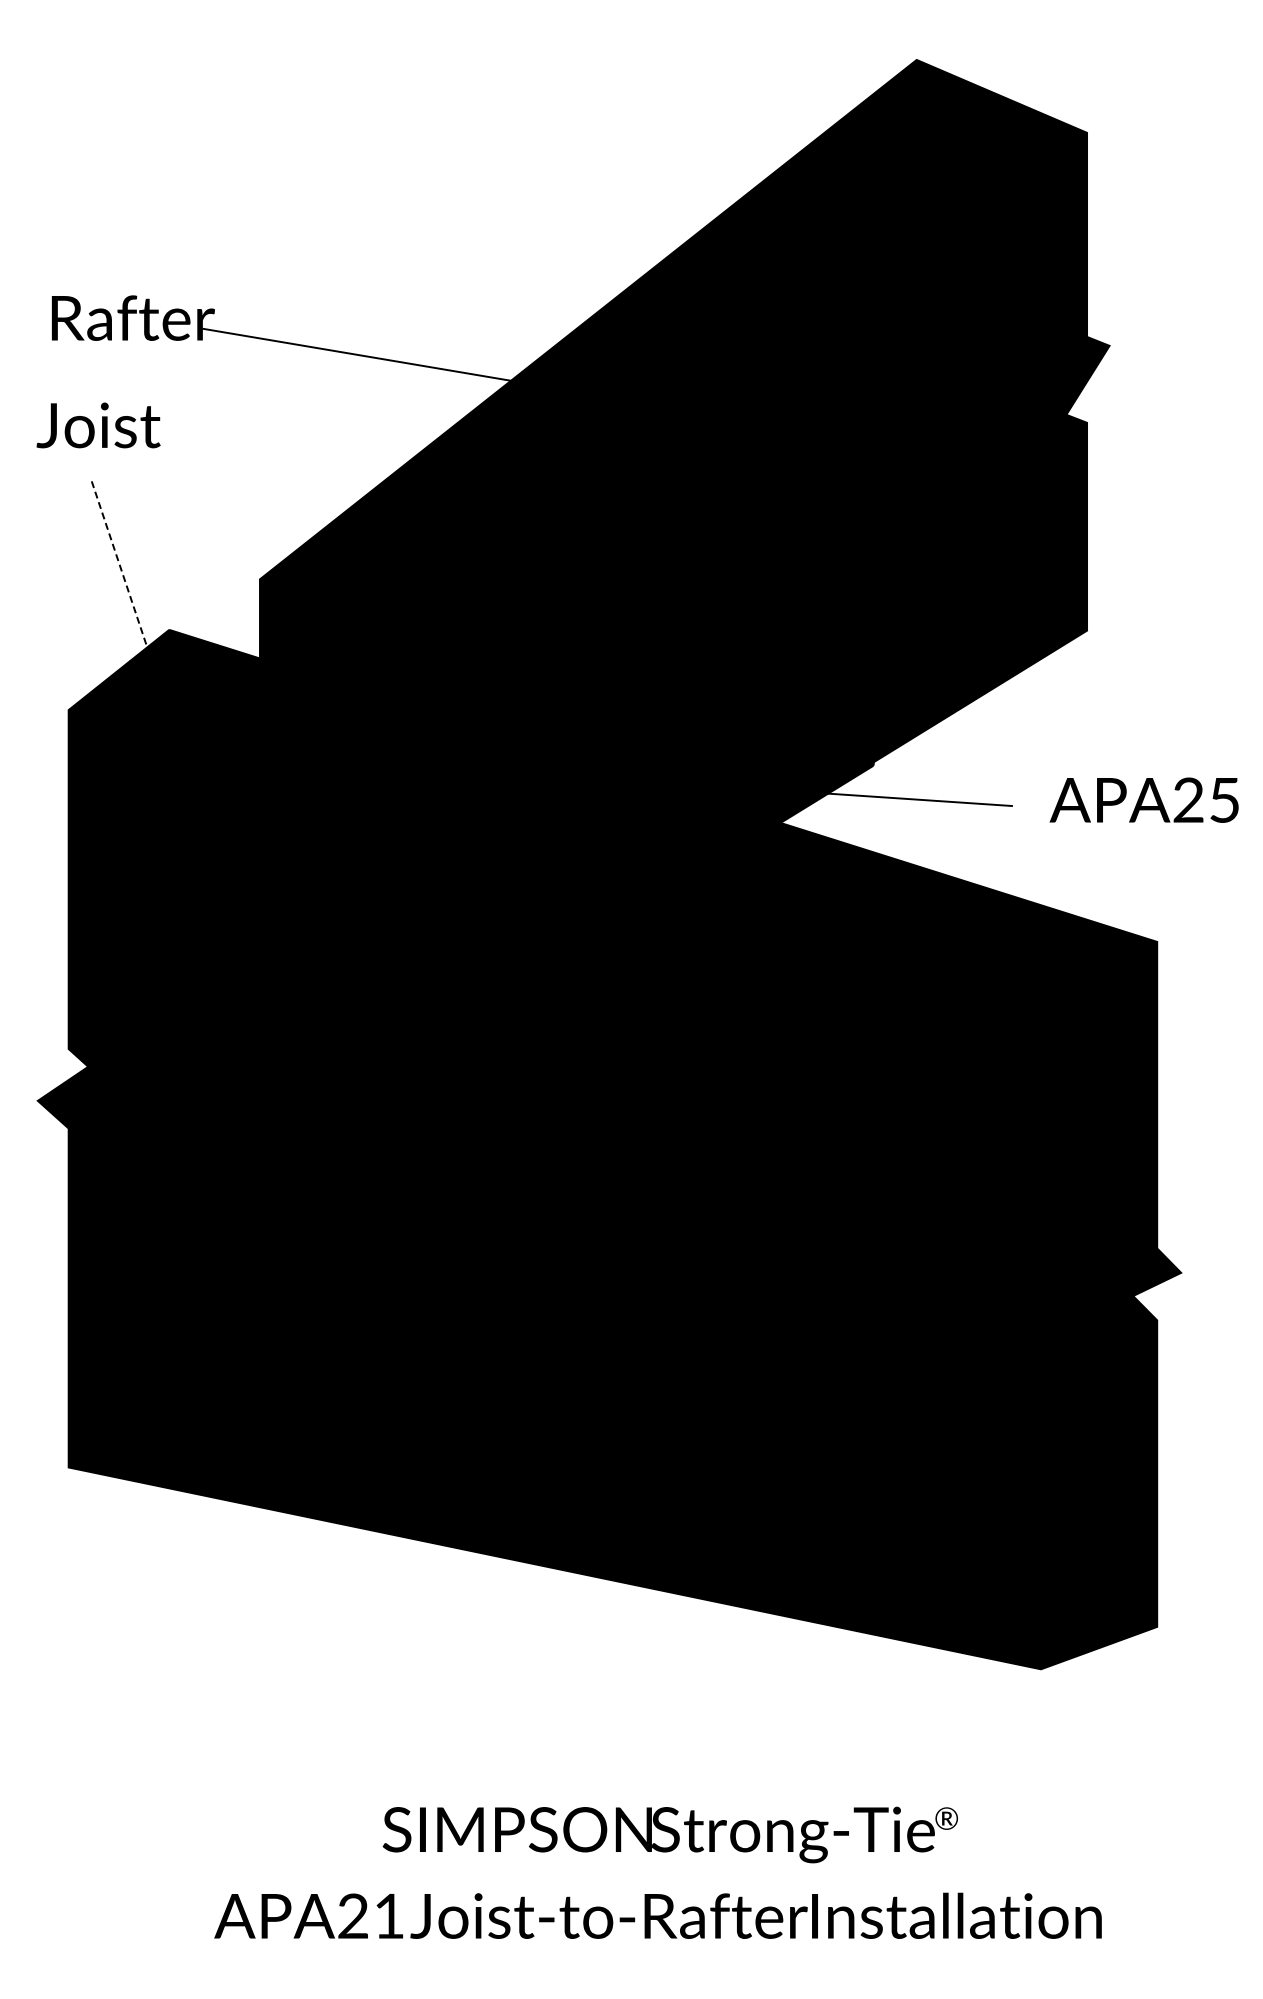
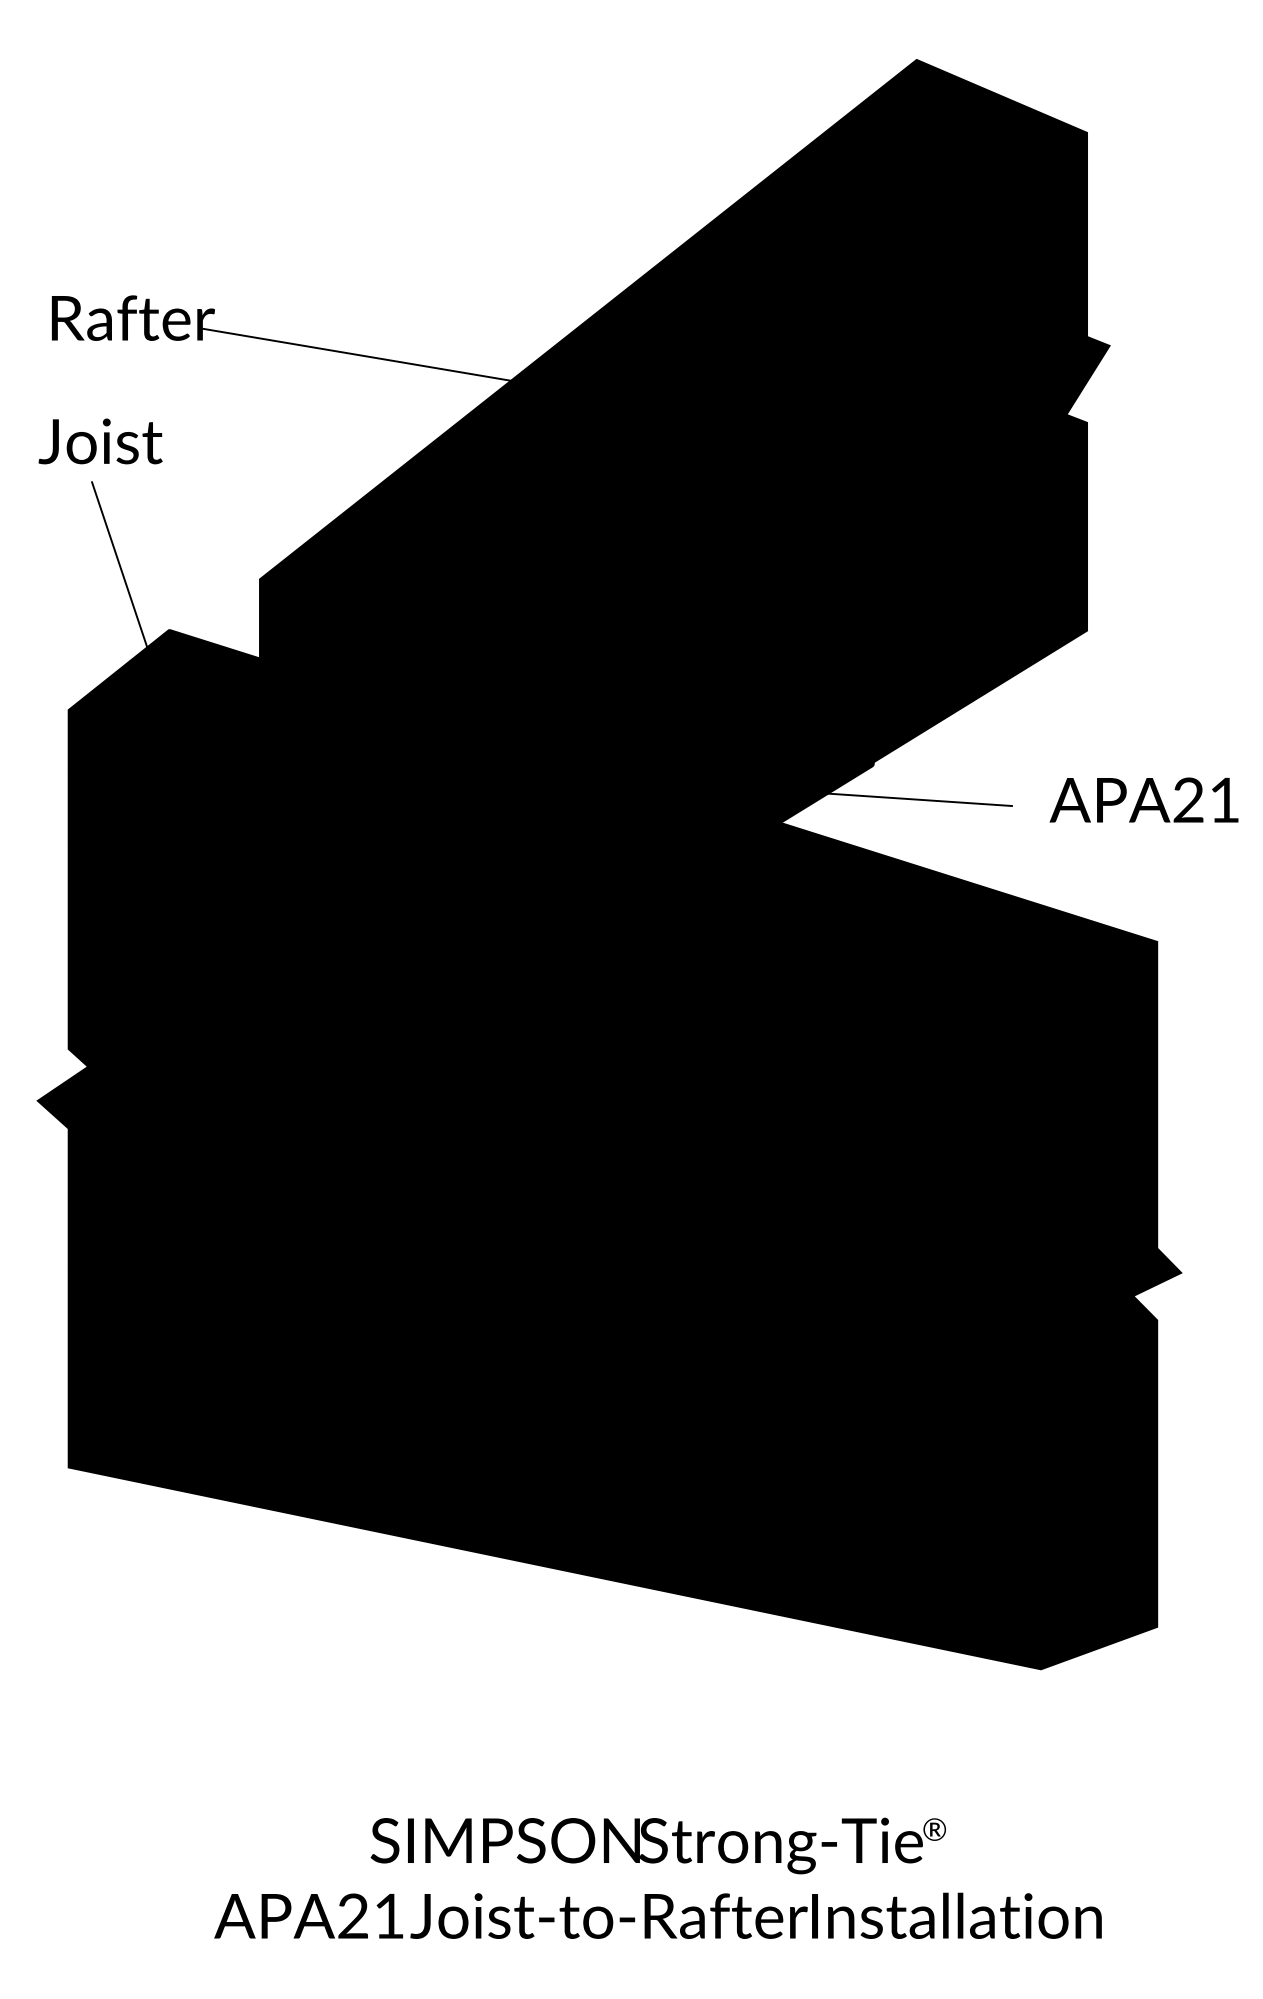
text position: (98, 425) -> (100, 441) (100, 441)
line: dashed -> solid (119, 564)
text: APA25 -> APA21 (1224, 800)
text position: (669, 1834) -> (657, 1845) (657, 1845)
